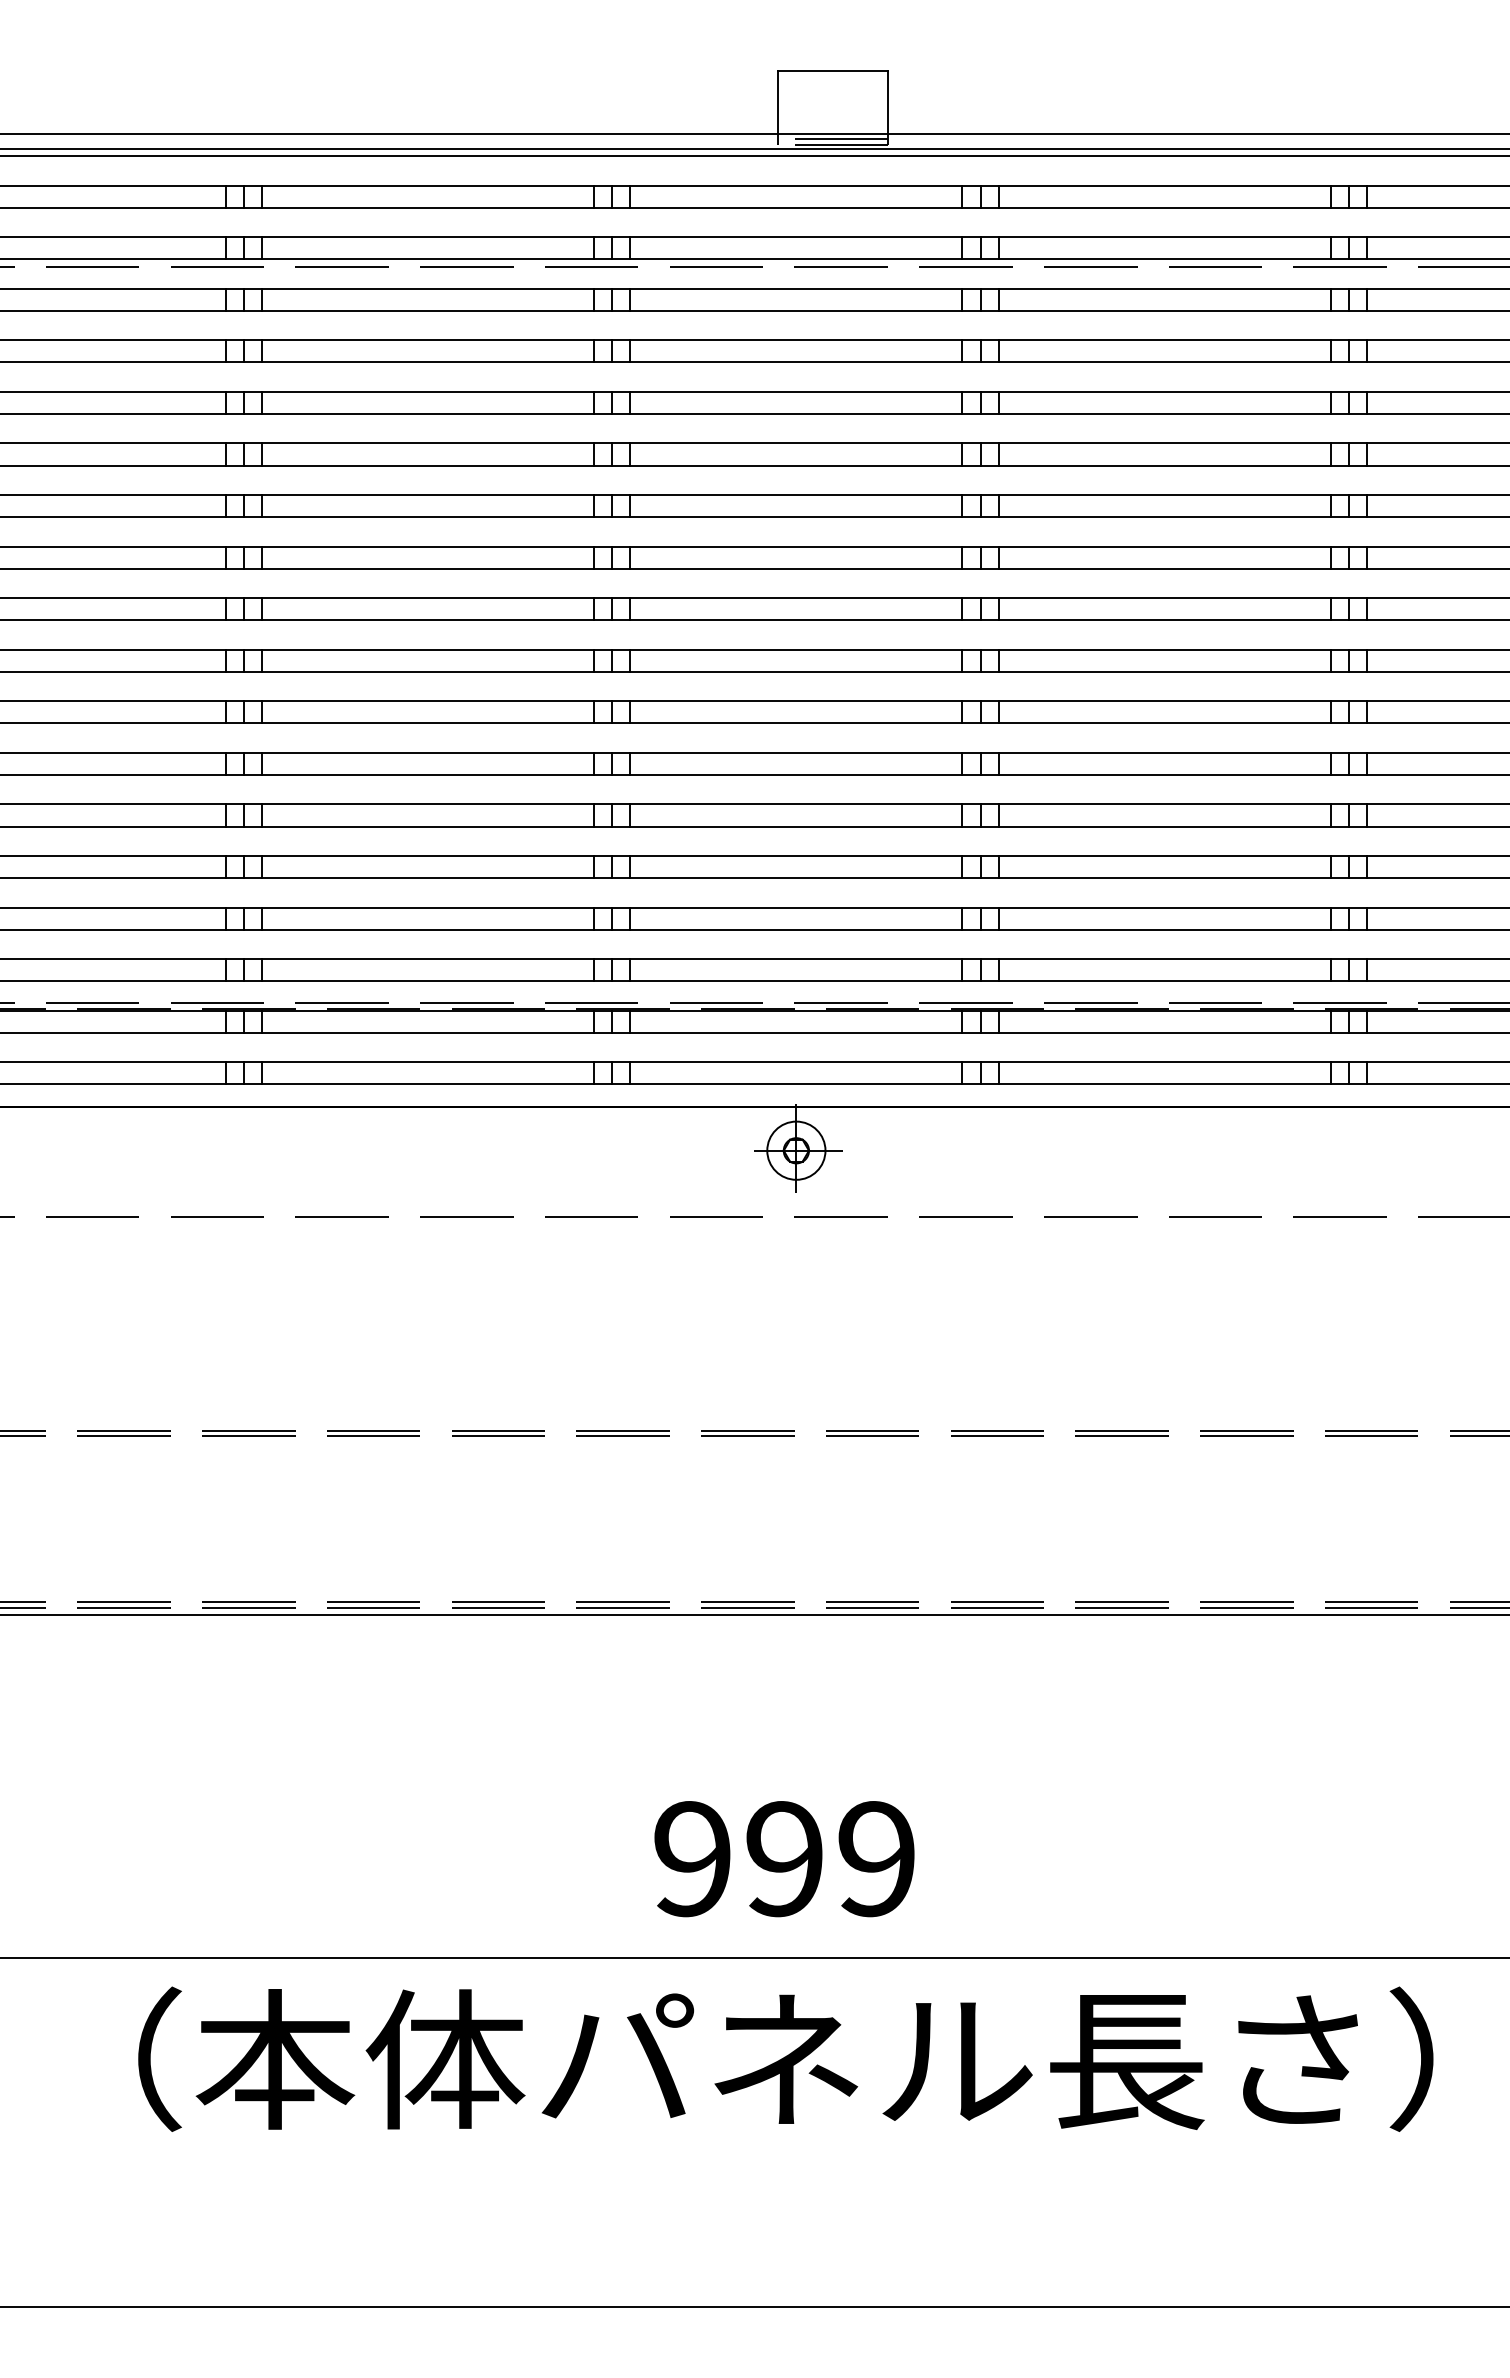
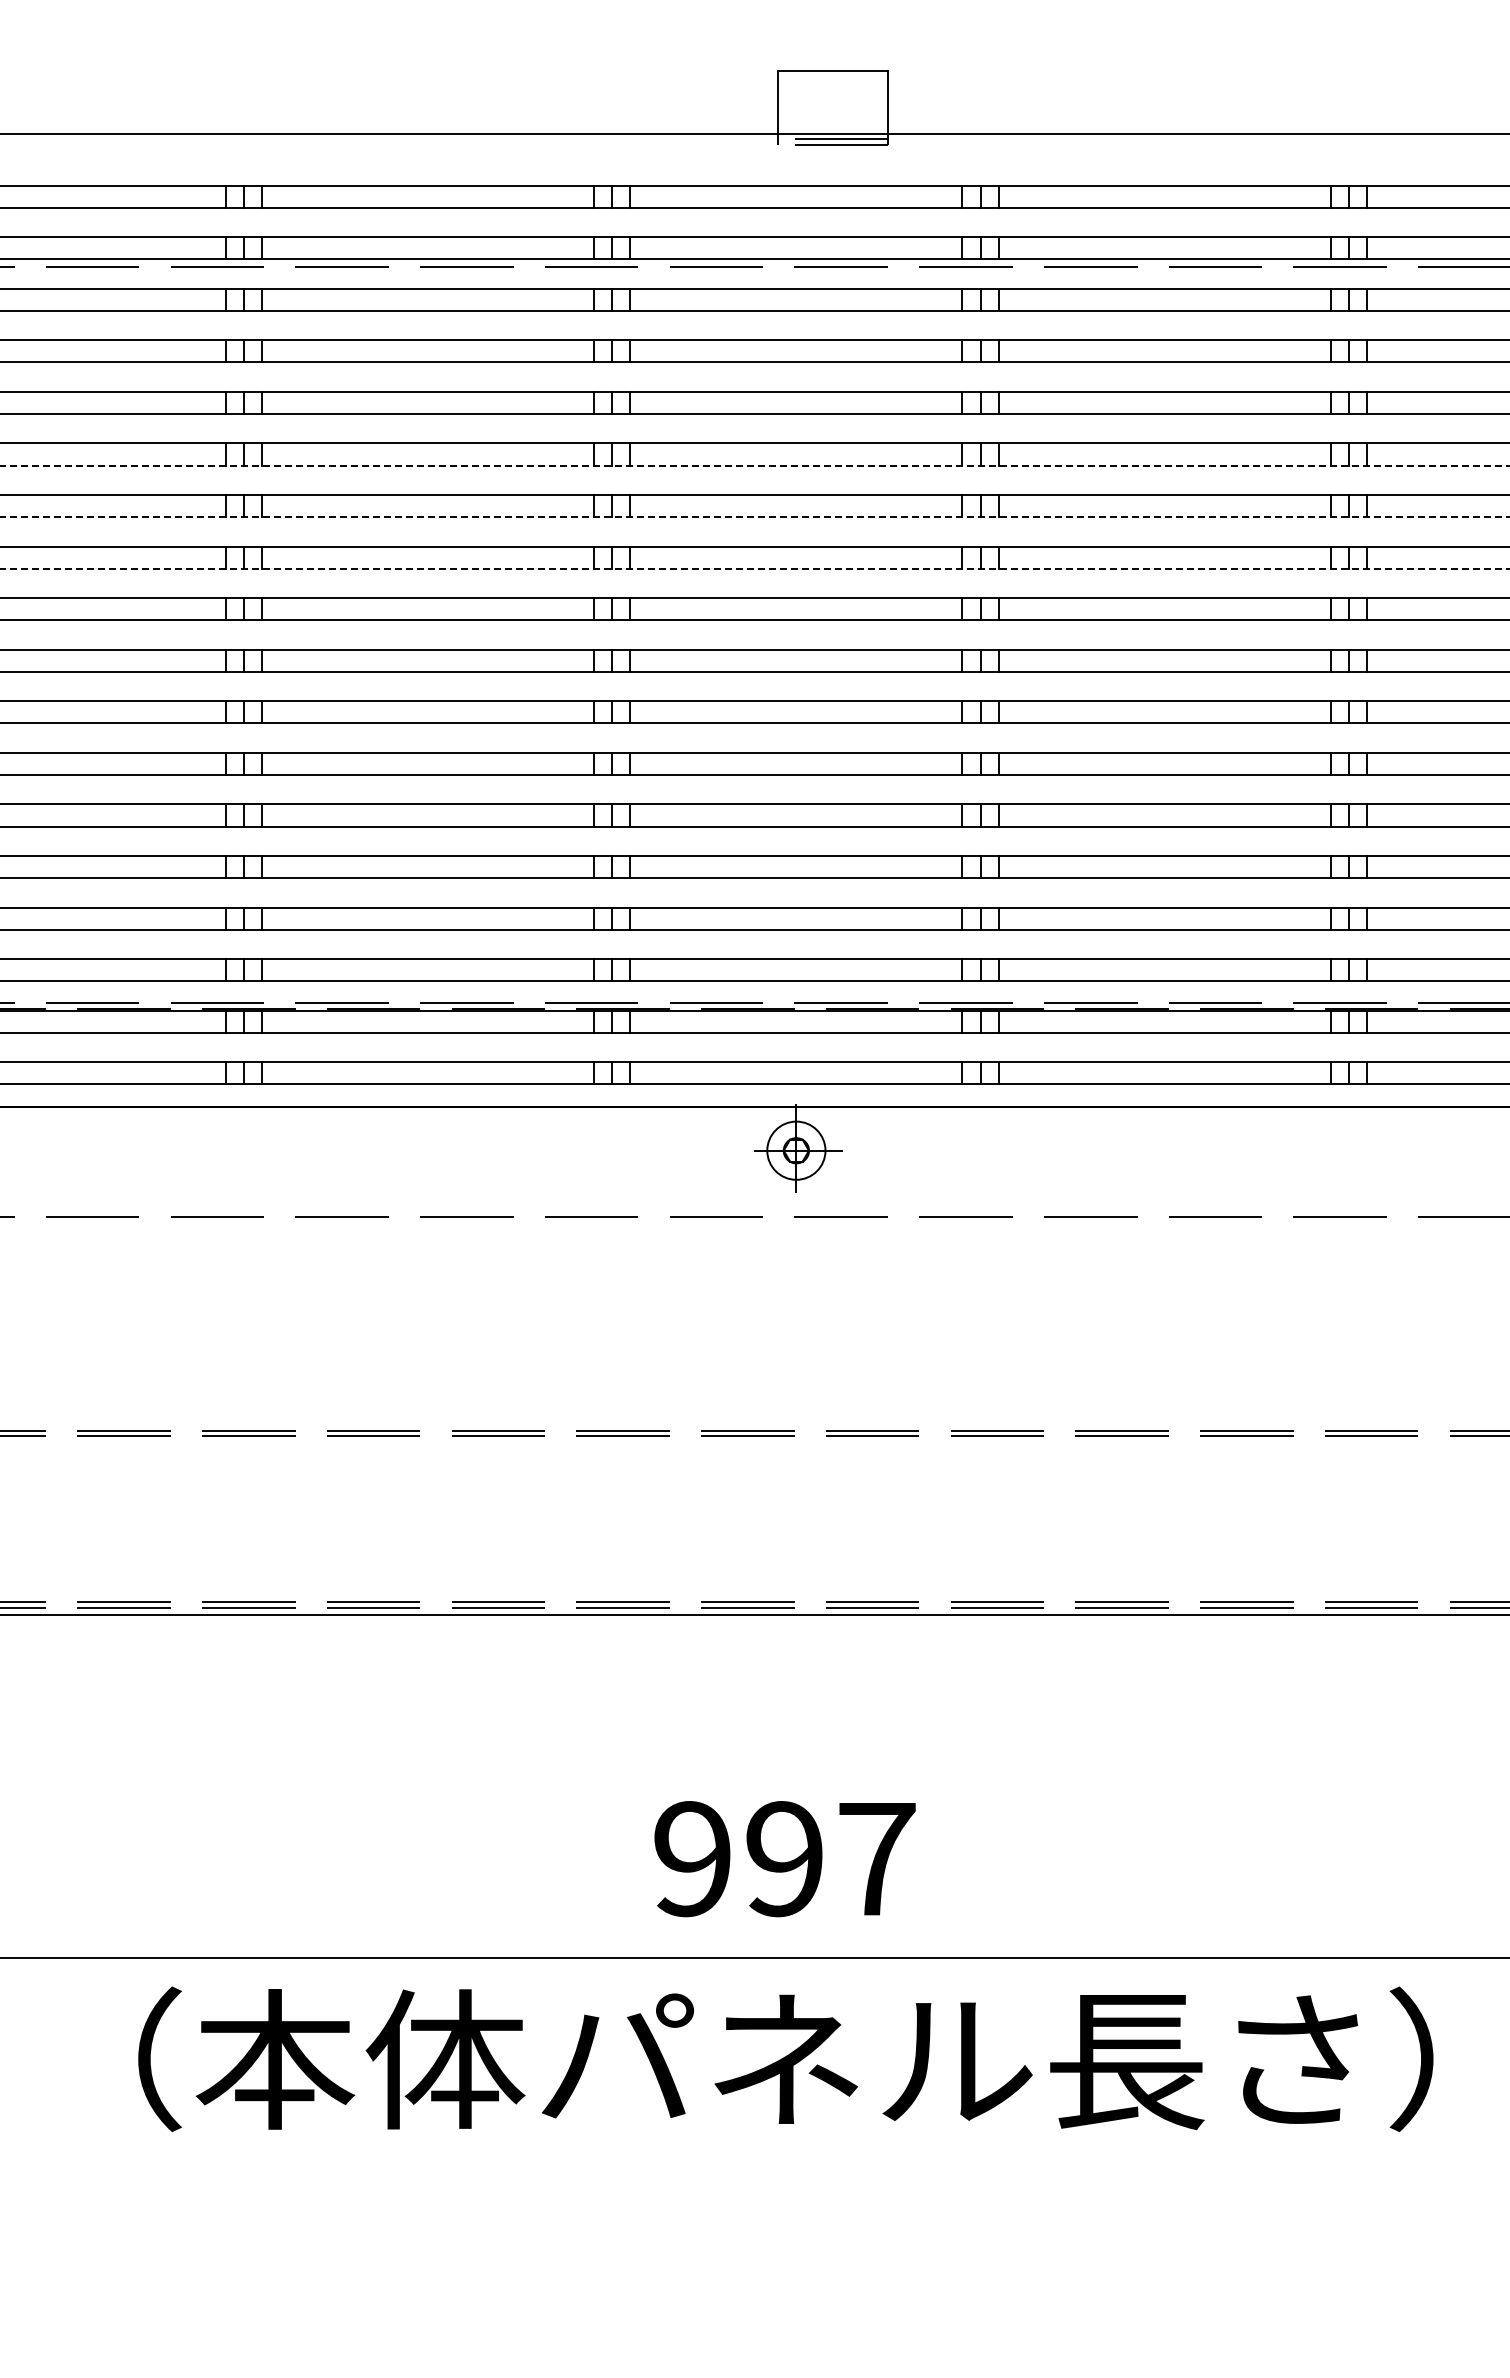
line: present -> none (754, 148)
line: present -> none (754, 156)
line: solid -> dashed (754, 465)
line: solid -> dashed (754, 517)
line: solid -> dashed (754, 568)
text: 999 -> 997 (876, 1859)
line: present -> none (754, 2306)
